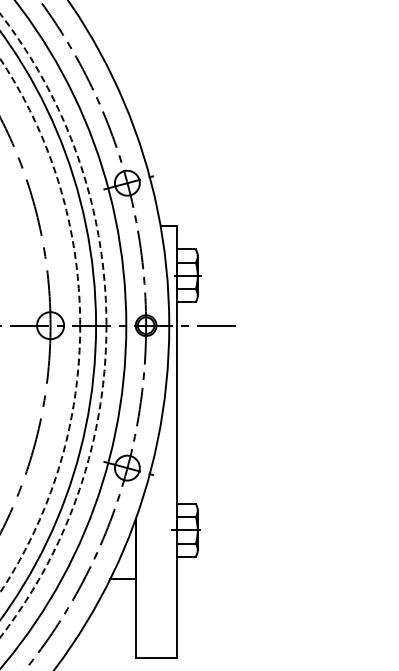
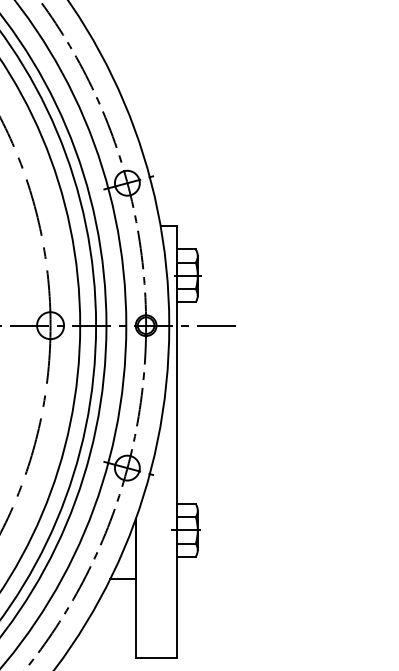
circle: dashed -> solid (40, 325)
circle: dashed -> solid (53, 325)
